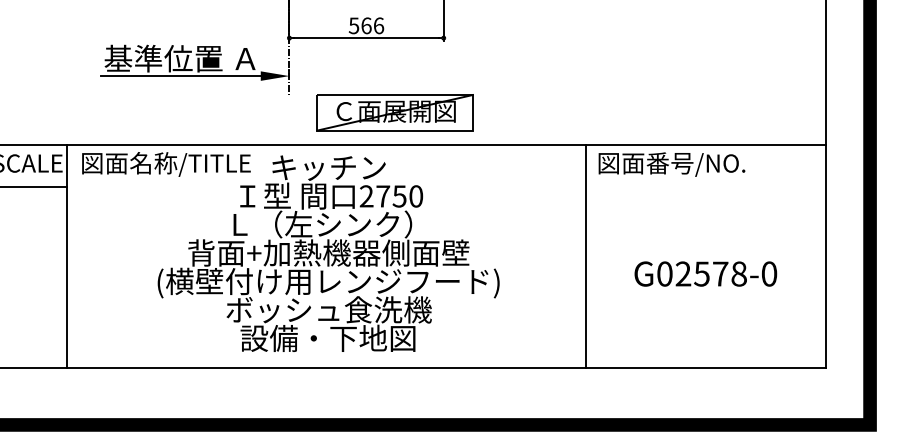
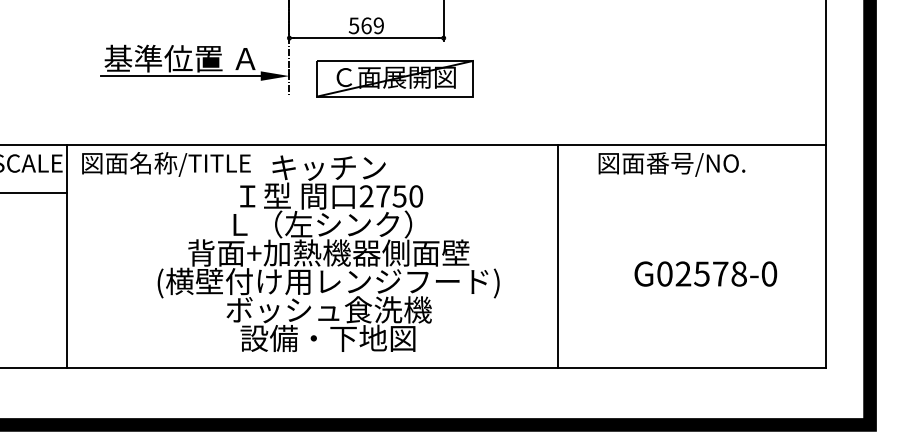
text: 566 -> 569 (378, 25)
part position: (394, 112) -> (394, 78) (394, 78)
line position: (34, 186) -> (34, 192) (34, 192)
line position: (585, 255) -> (557, 255) (557, 255)
